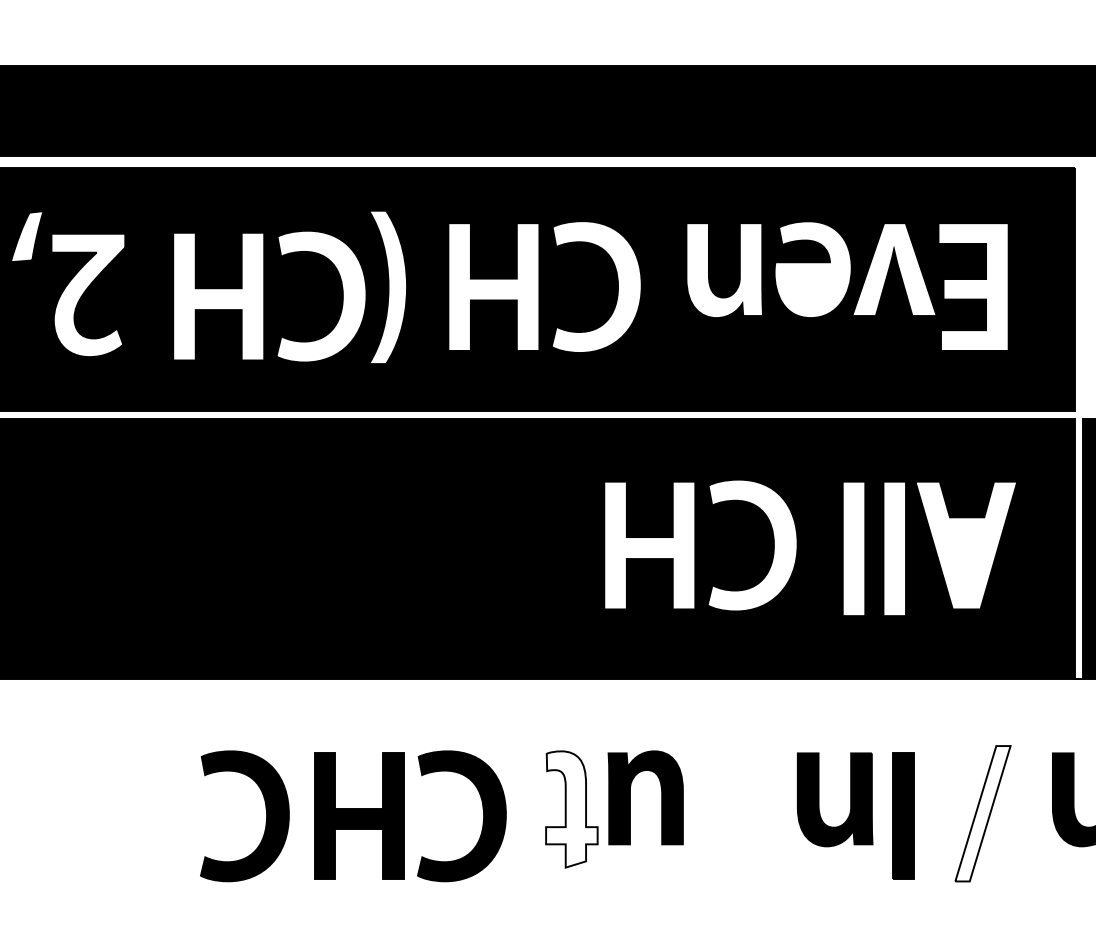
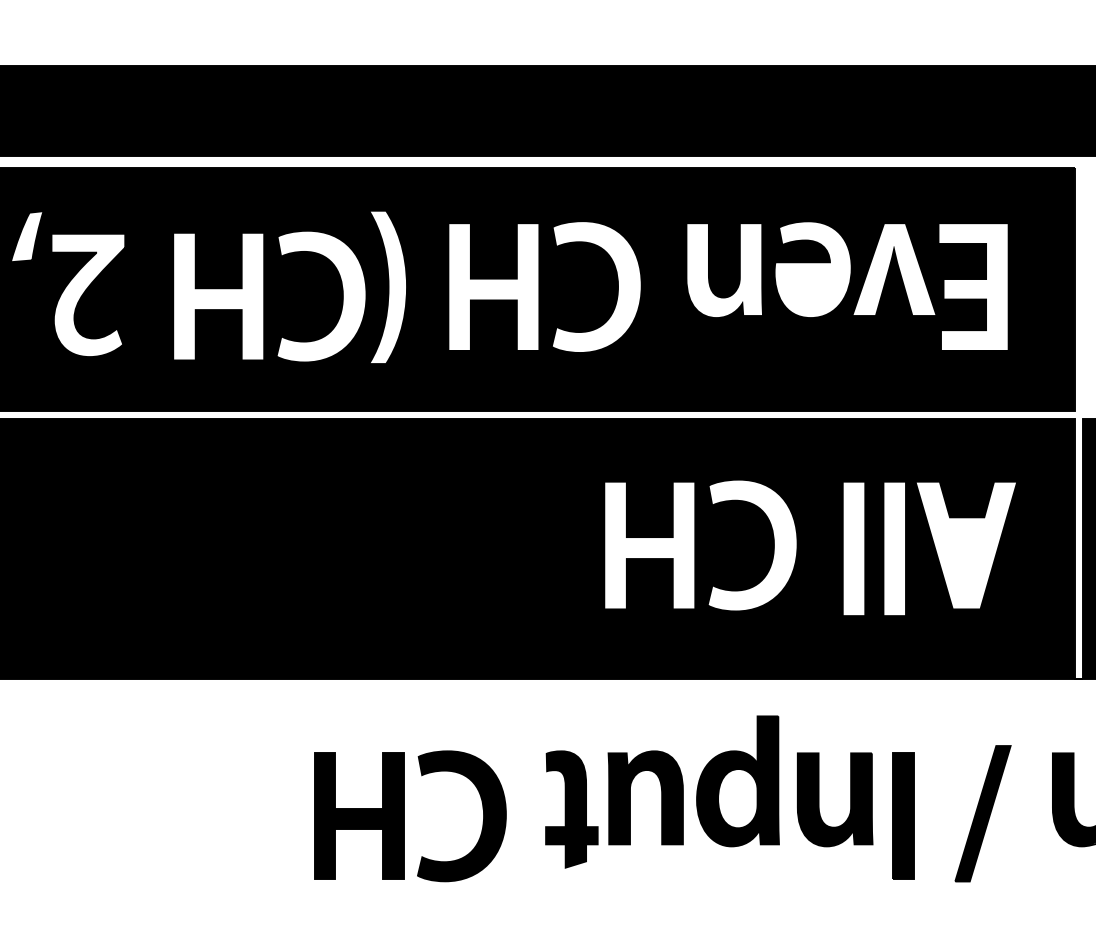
part: none -> present (737, 781)
fill: none -> present (571, 809)
fill: none -> present (982, 813)
part: present -> none (265, 822)
